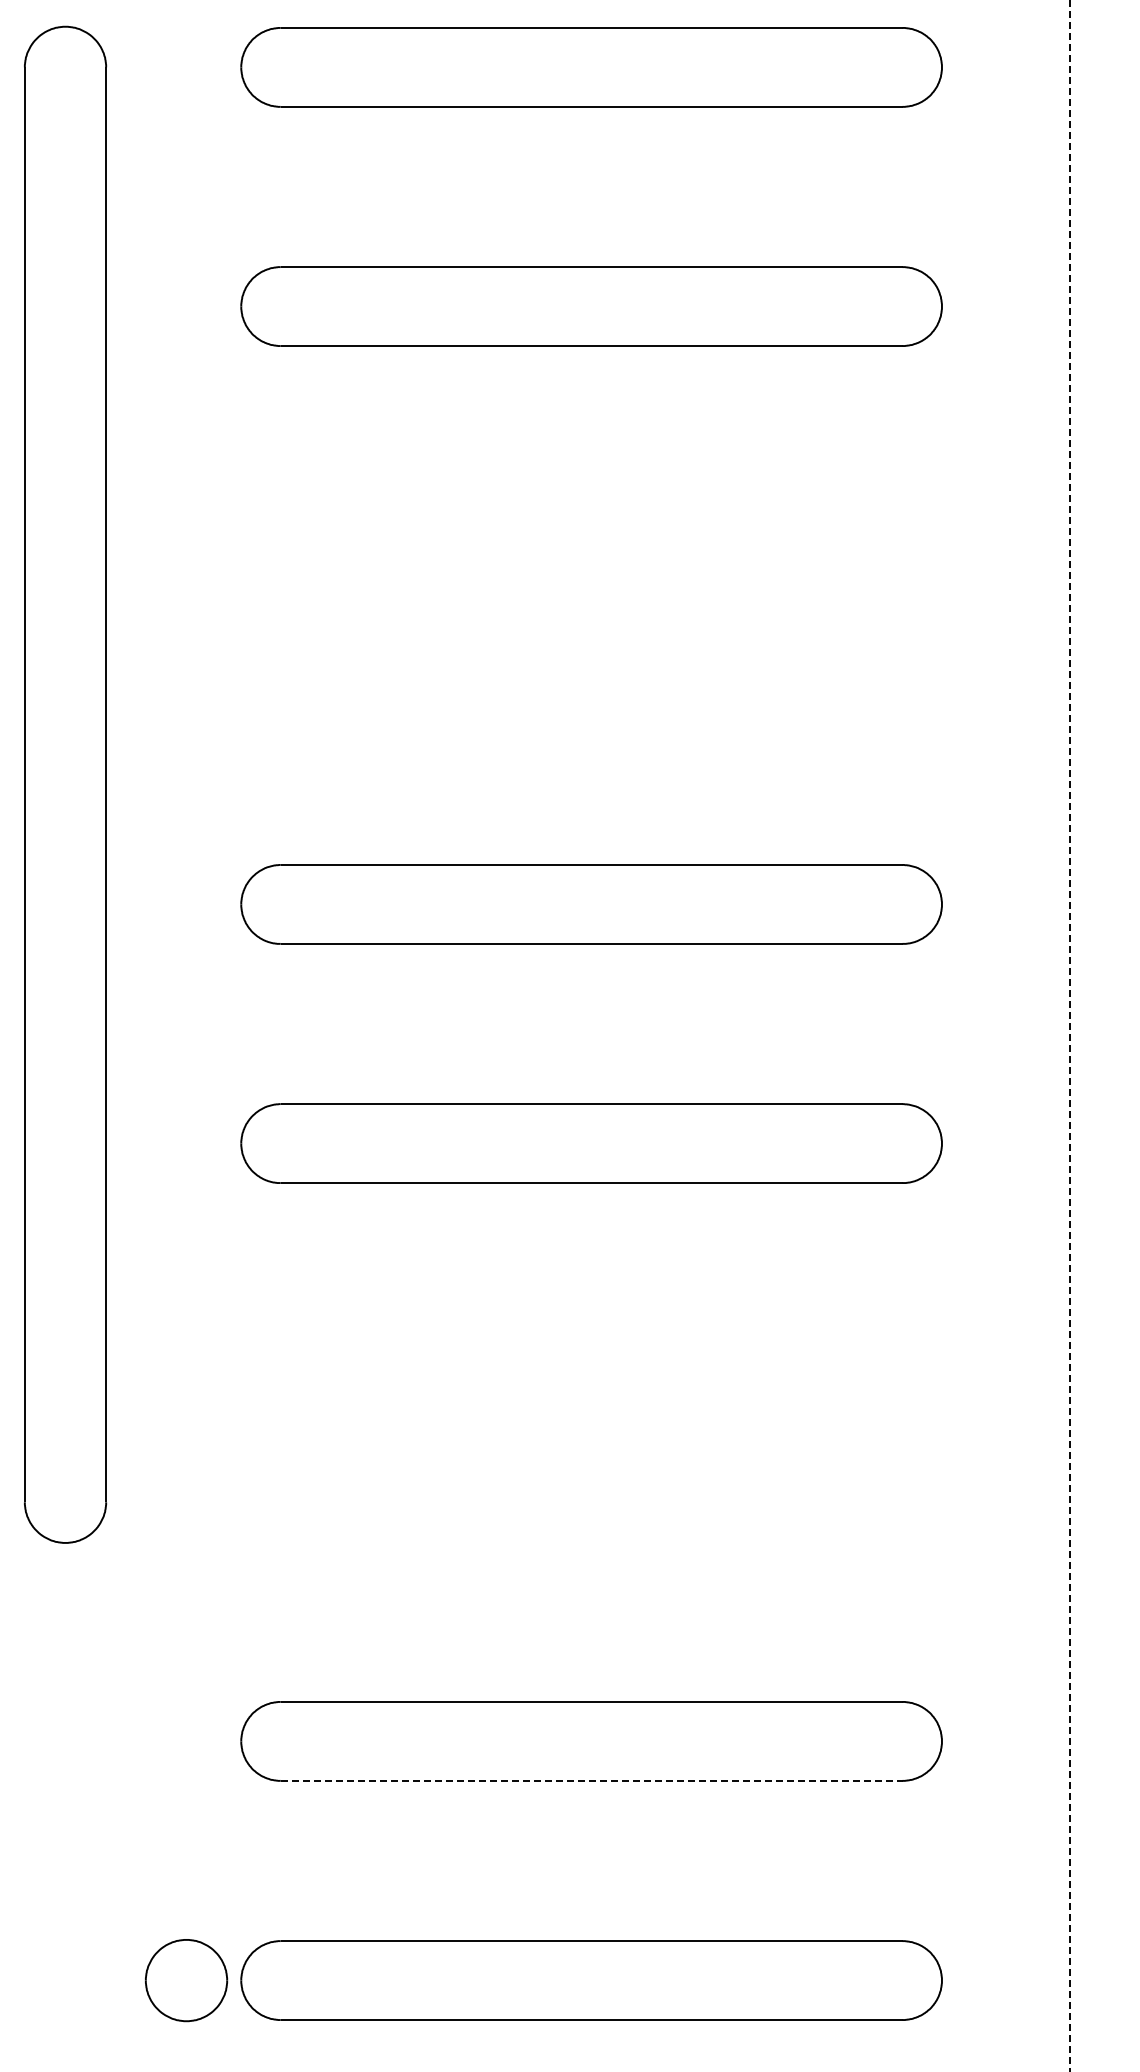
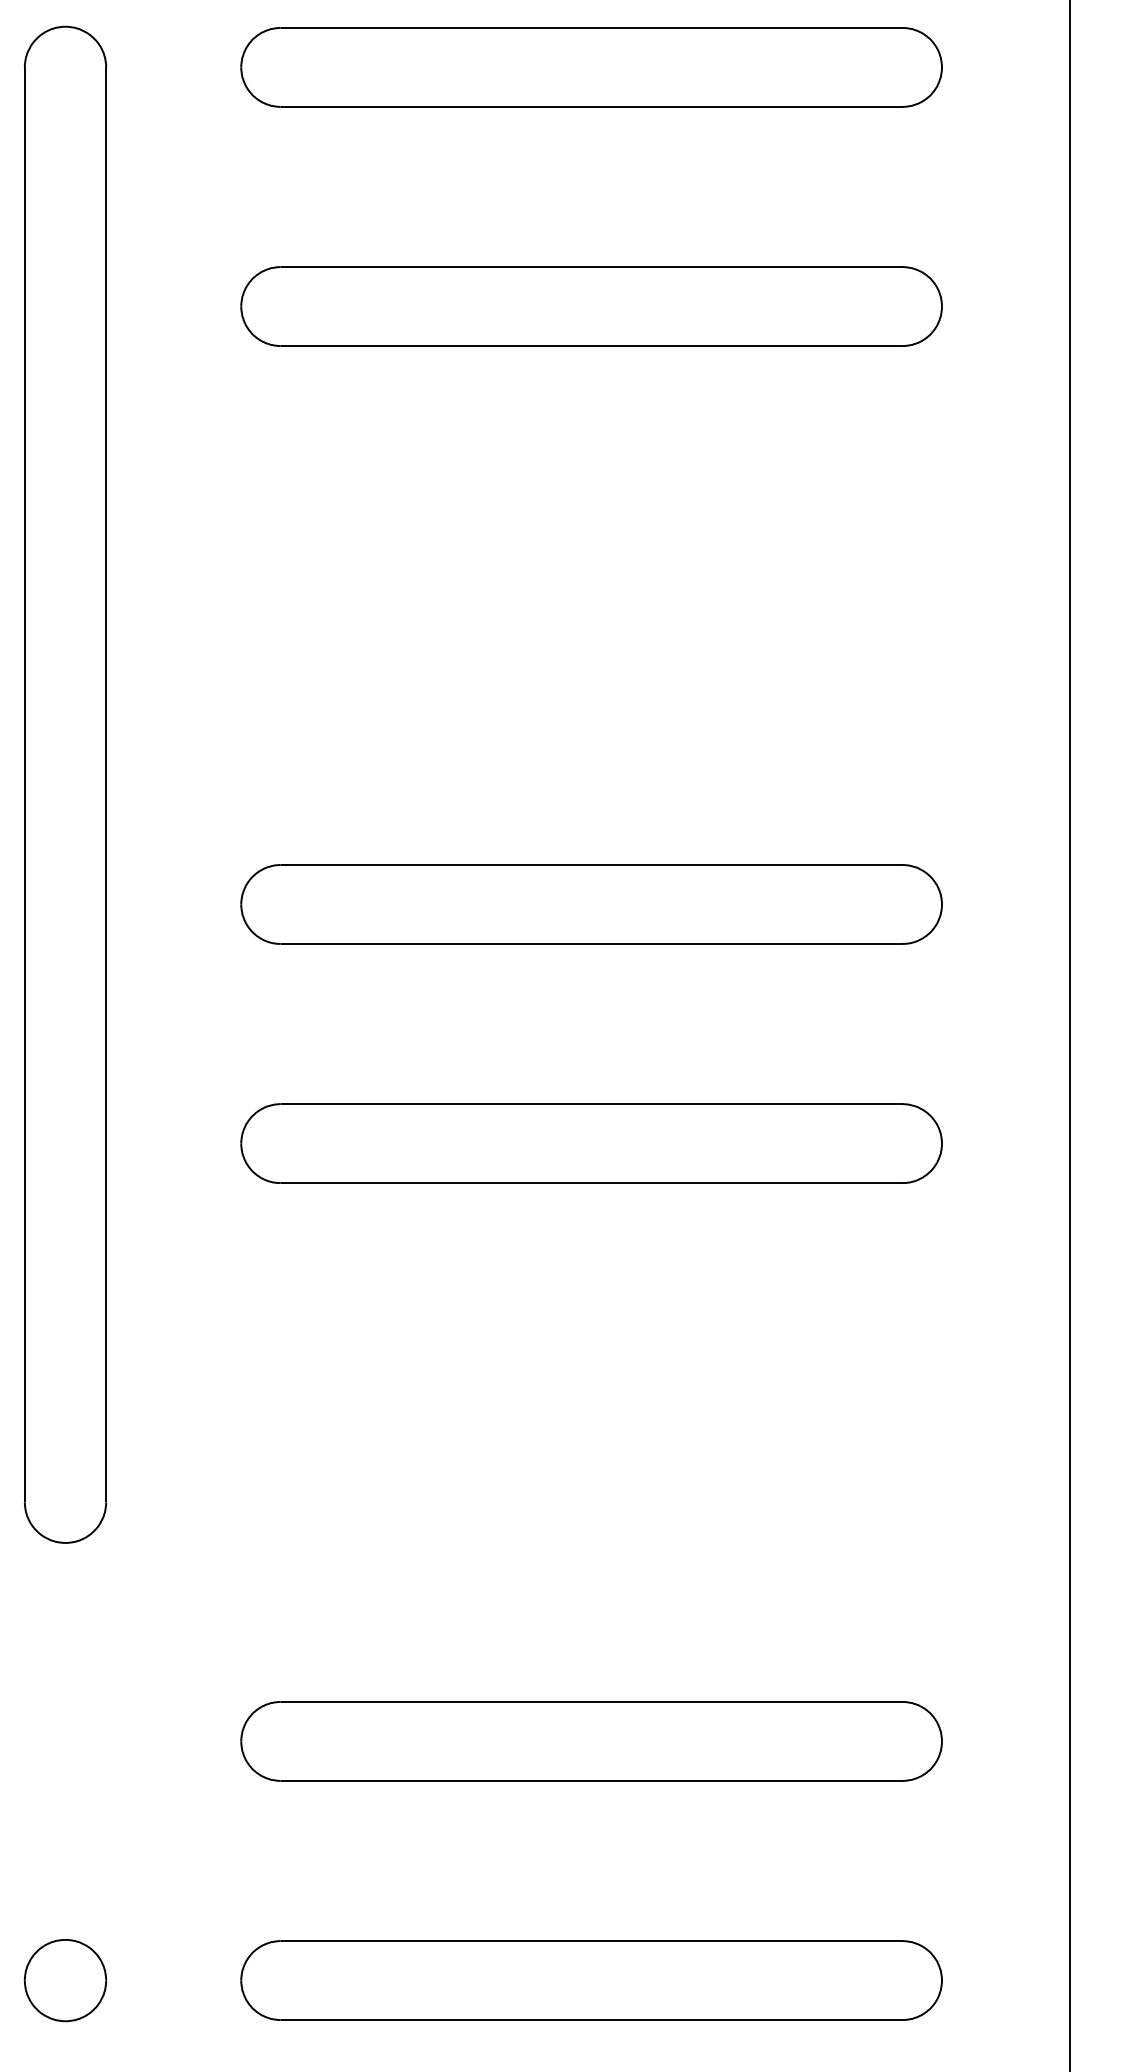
line: dashed -> solid (1069, 1035)
line: dashed -> solid (591, 1780)
part position: (186, 1980) -> (65, 1980) (65, 1980)
